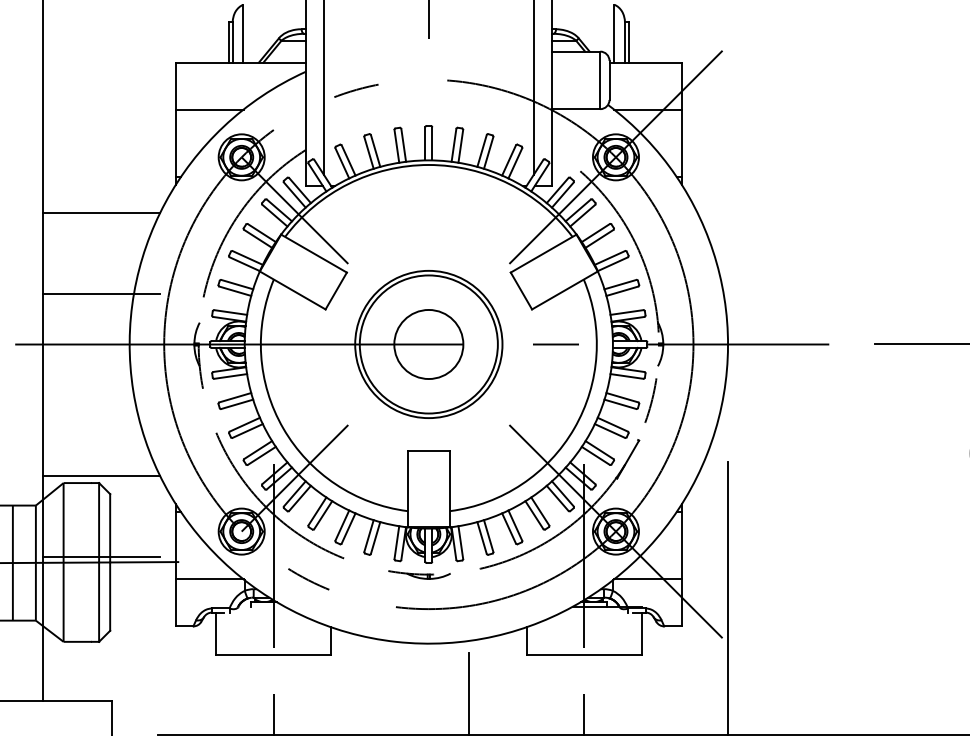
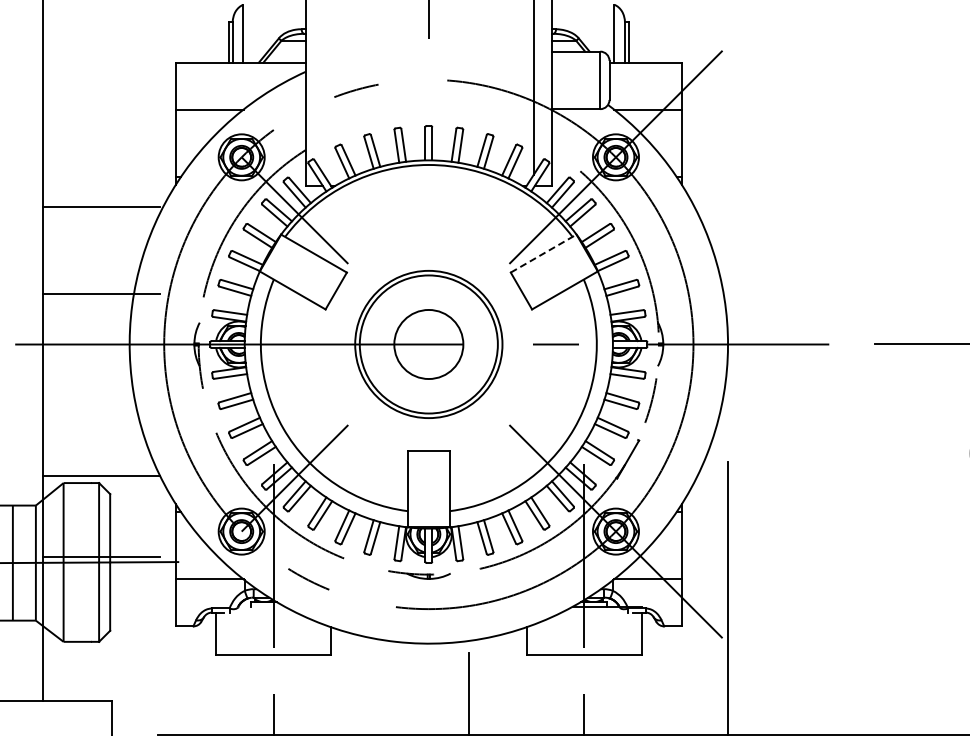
line: present -> none (324, 88)
line position: (101, 212) -> (101, 206) (101, 206)
line: solid -> dashed (543, 253)
